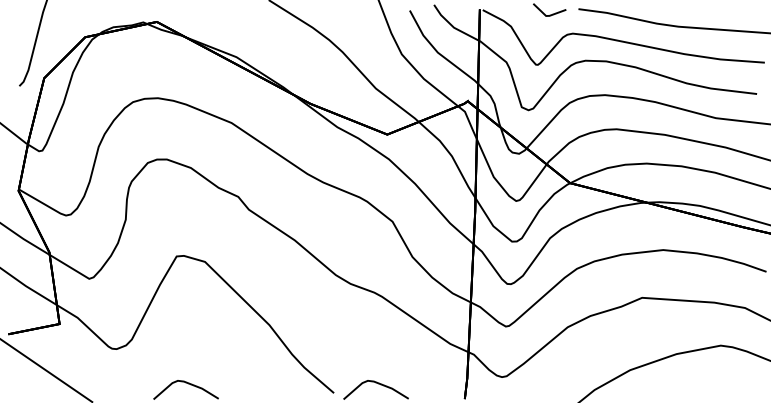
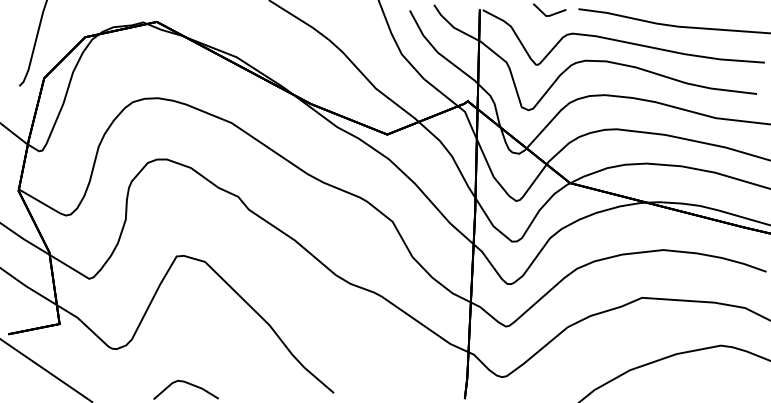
curve: present -> none (378, 384)
